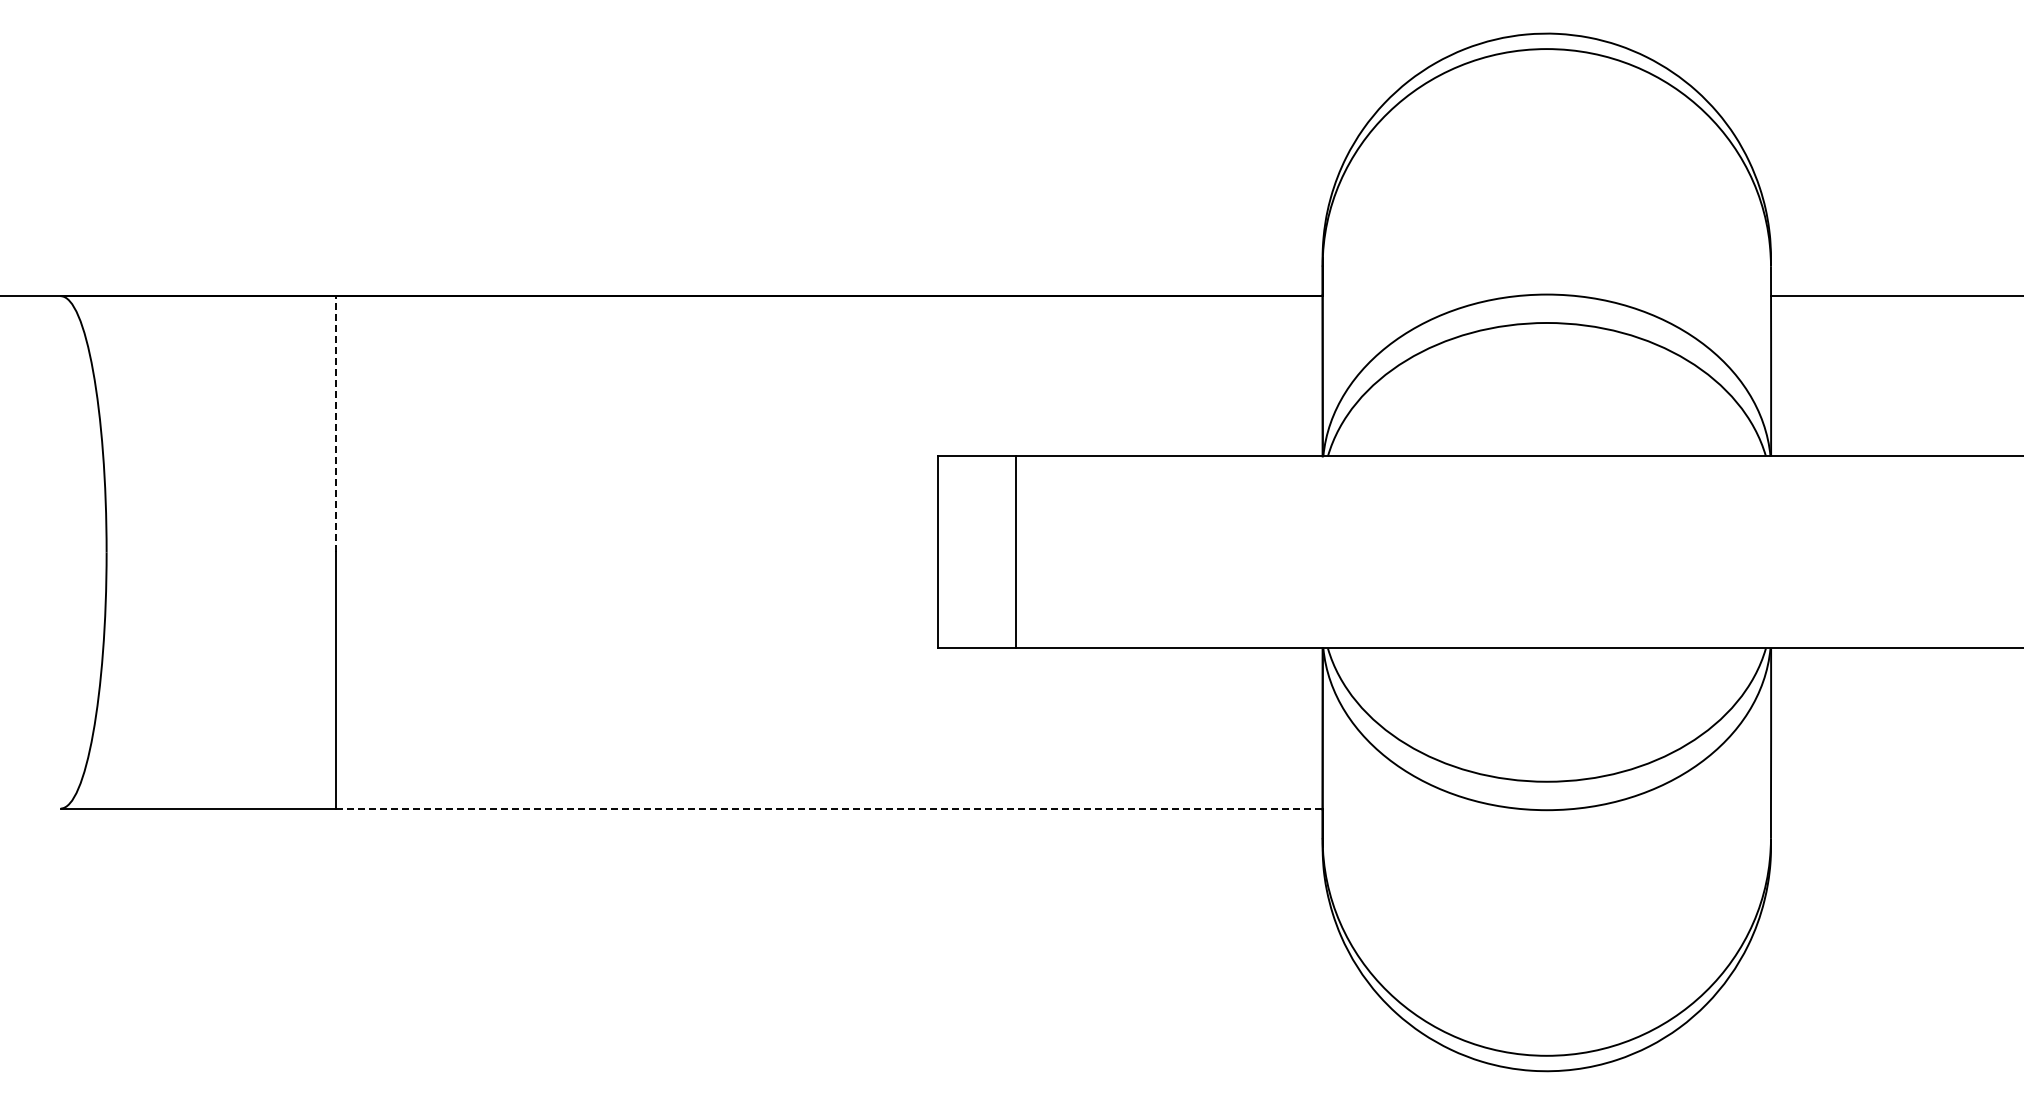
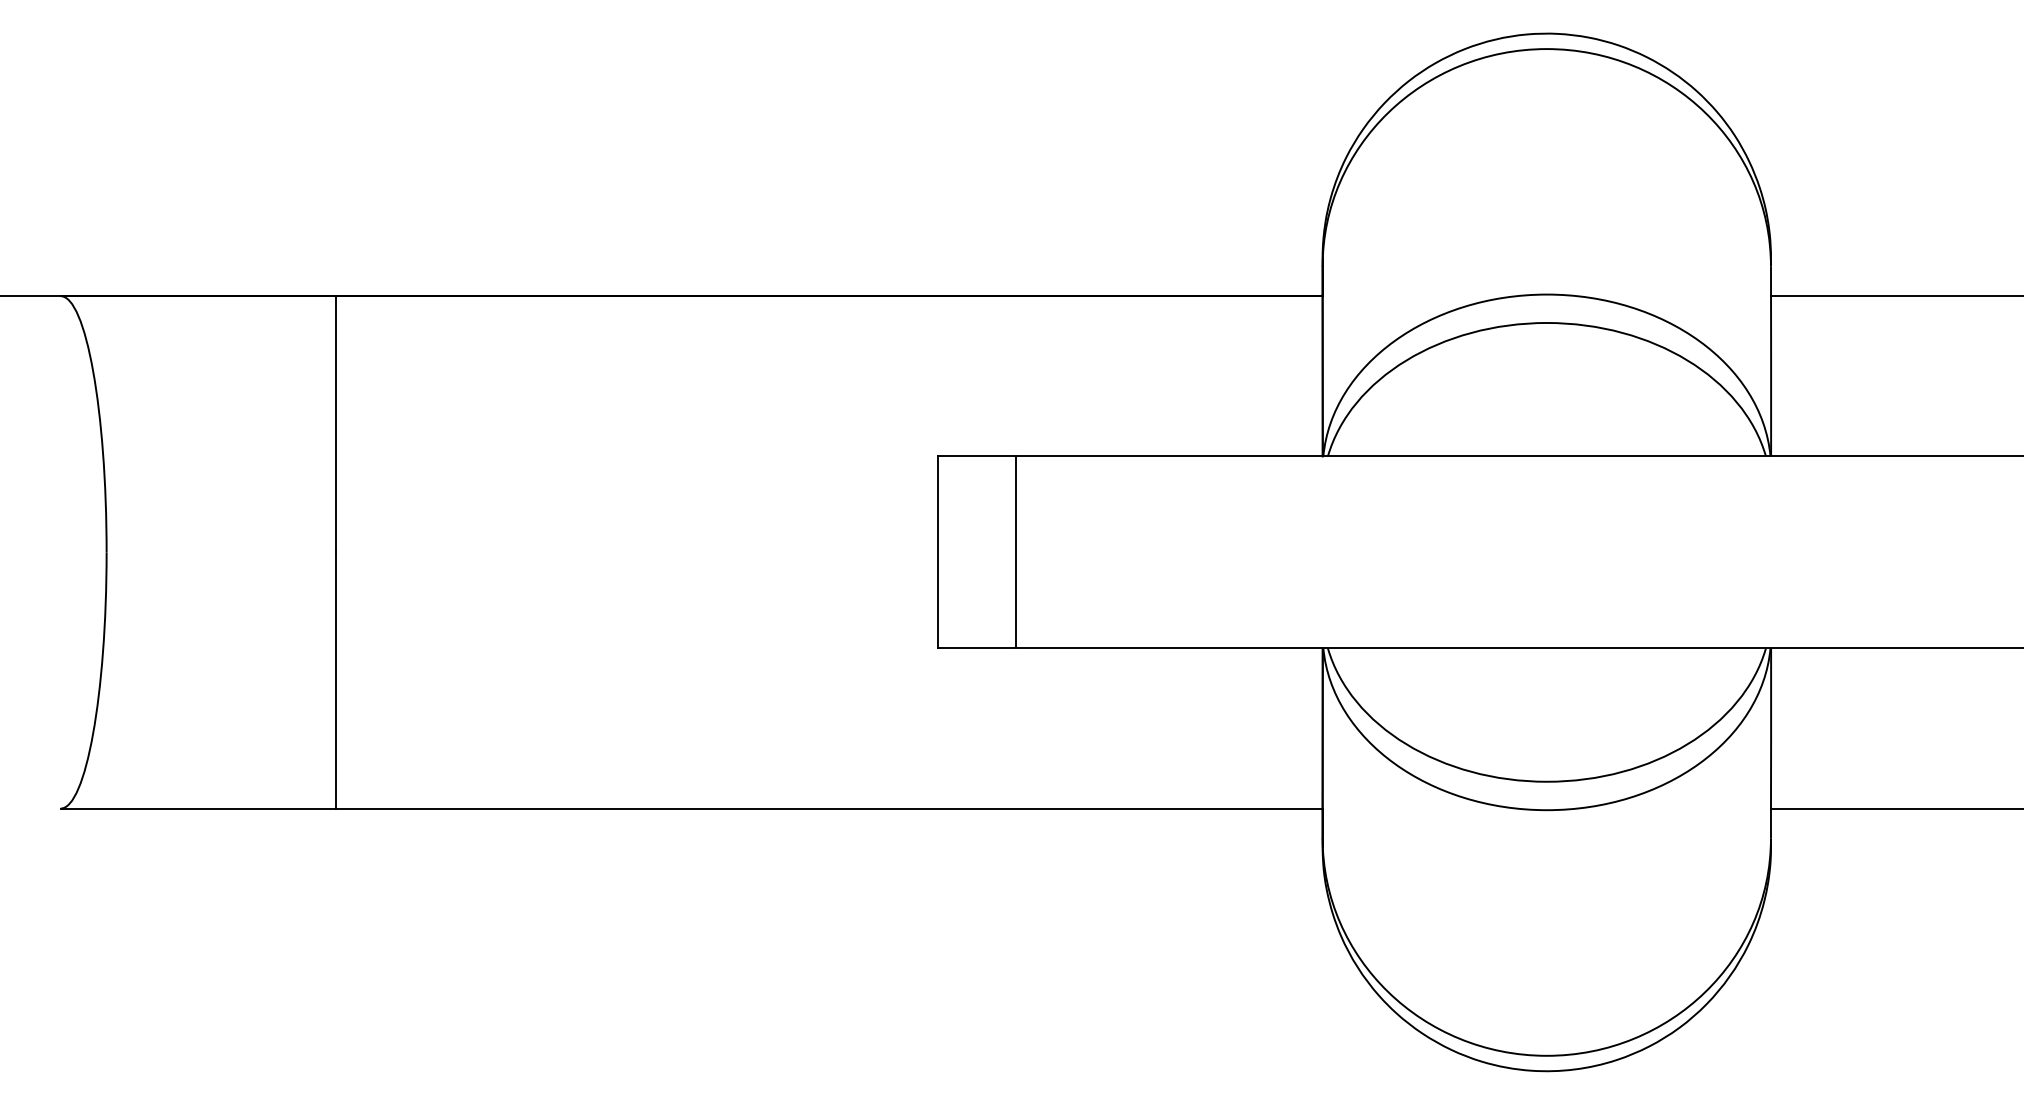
line: dashed -> solid (336, 423)
line: dashed -> solid (829, 808)
line: none -> present (1895, 808)
